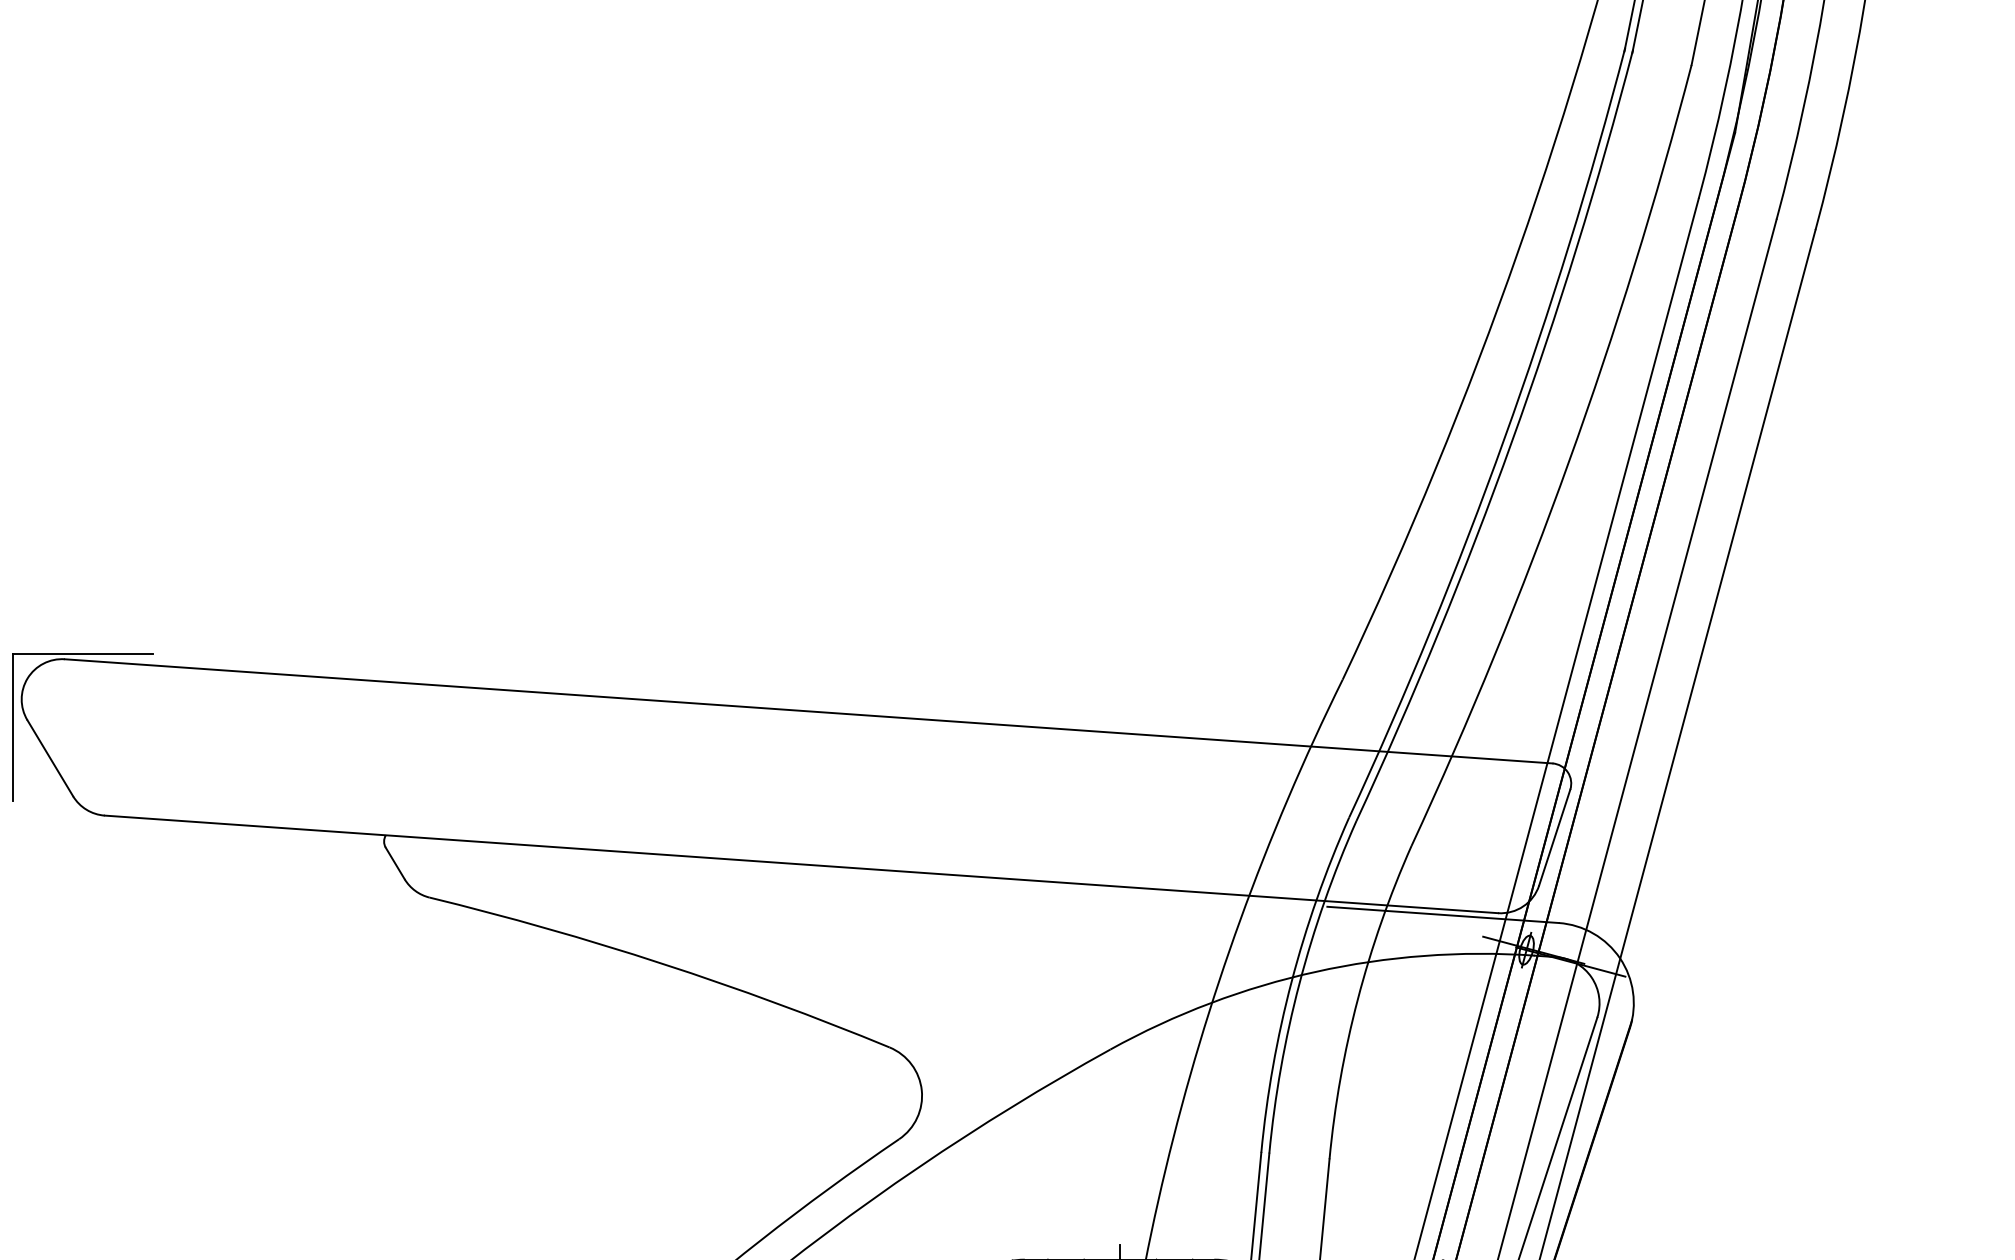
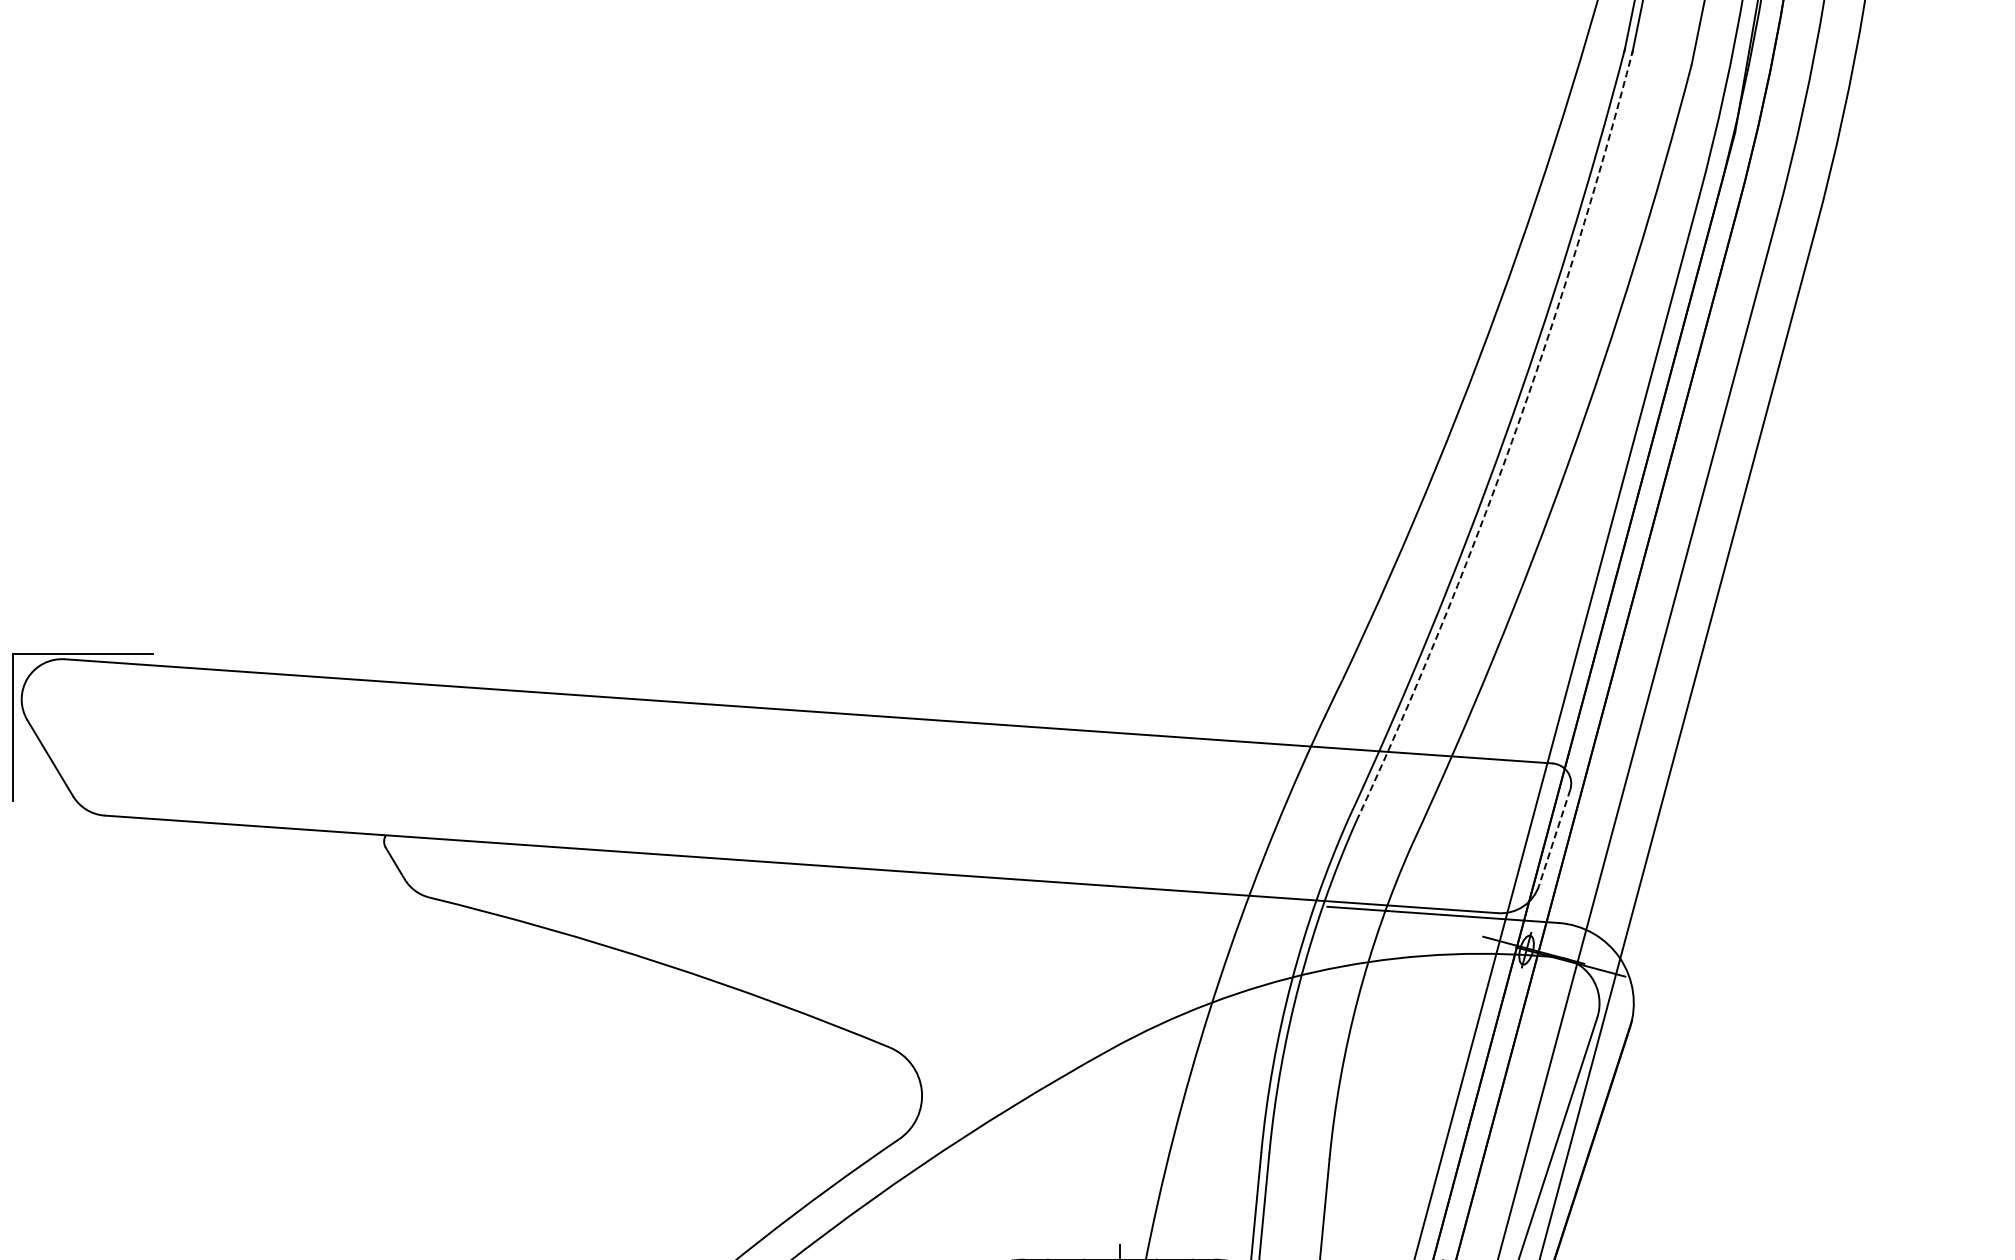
arc: solid -> dashed (1512, 441)
line: solid -> dashed (1554, 838)
